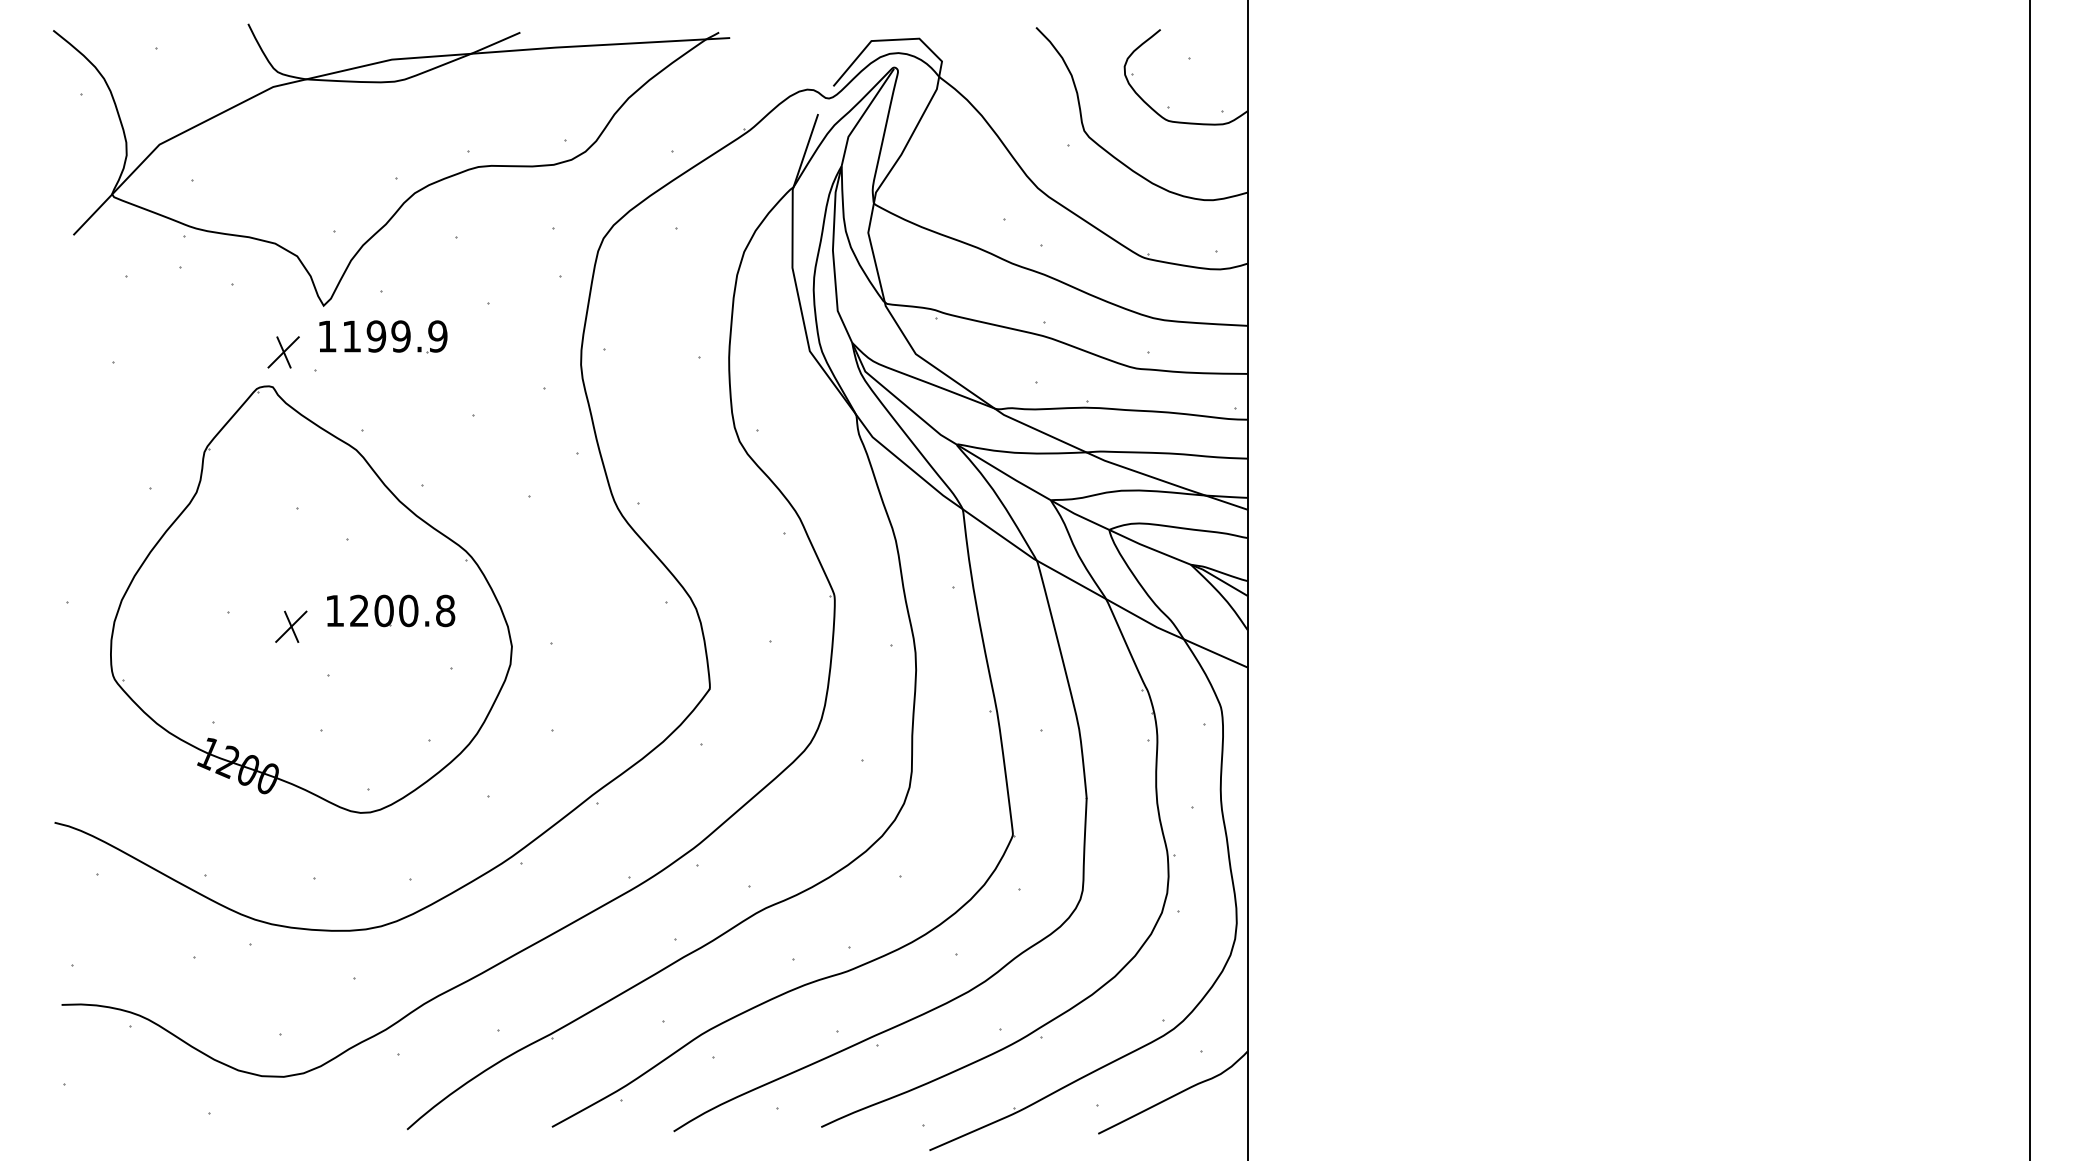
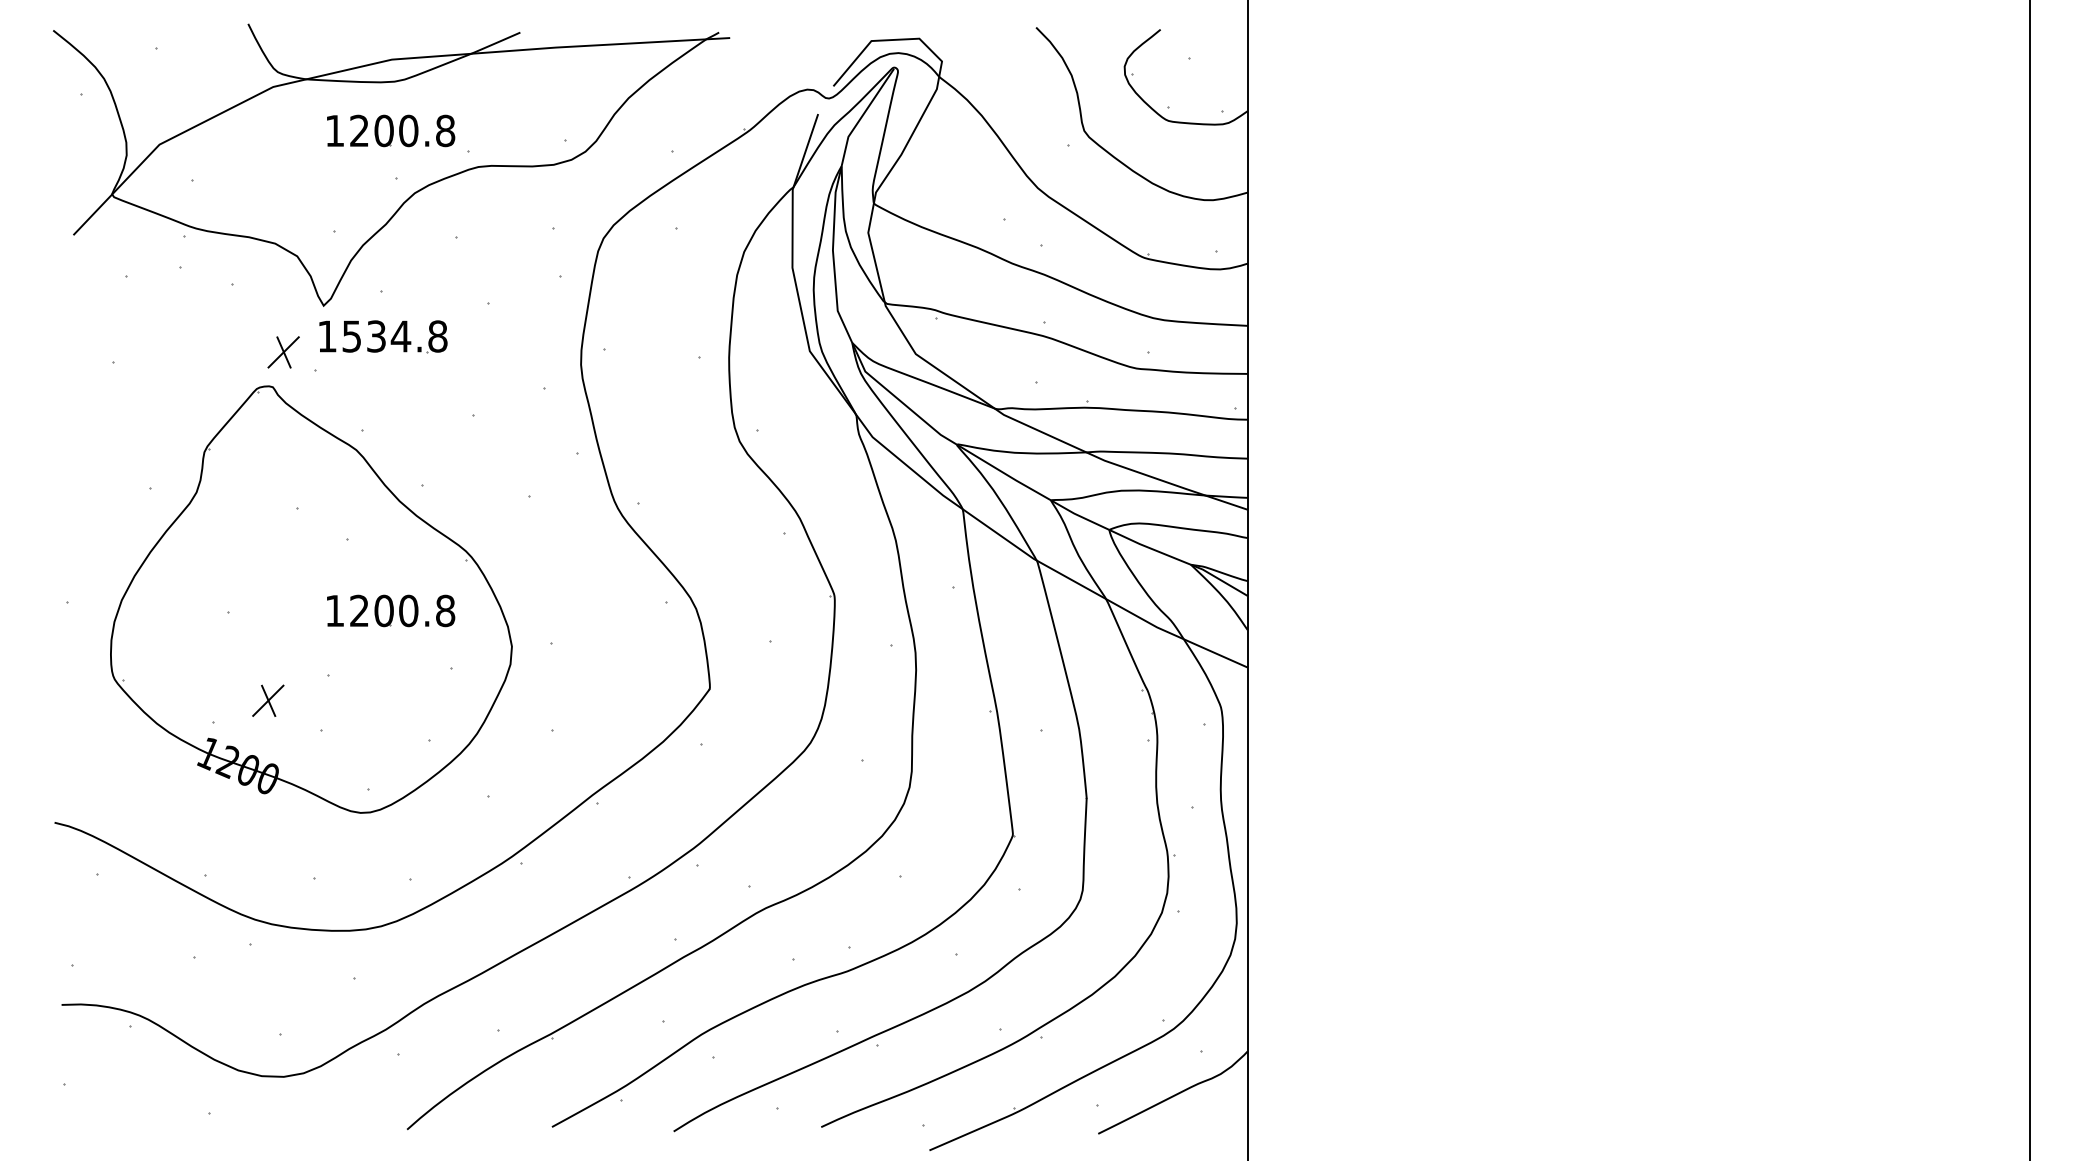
part: none -> present (391, 130)
text: 1199.9 -> 1534.8 (394, 336)
part position: (291, 626) -> (268, 700) (268, 700)
